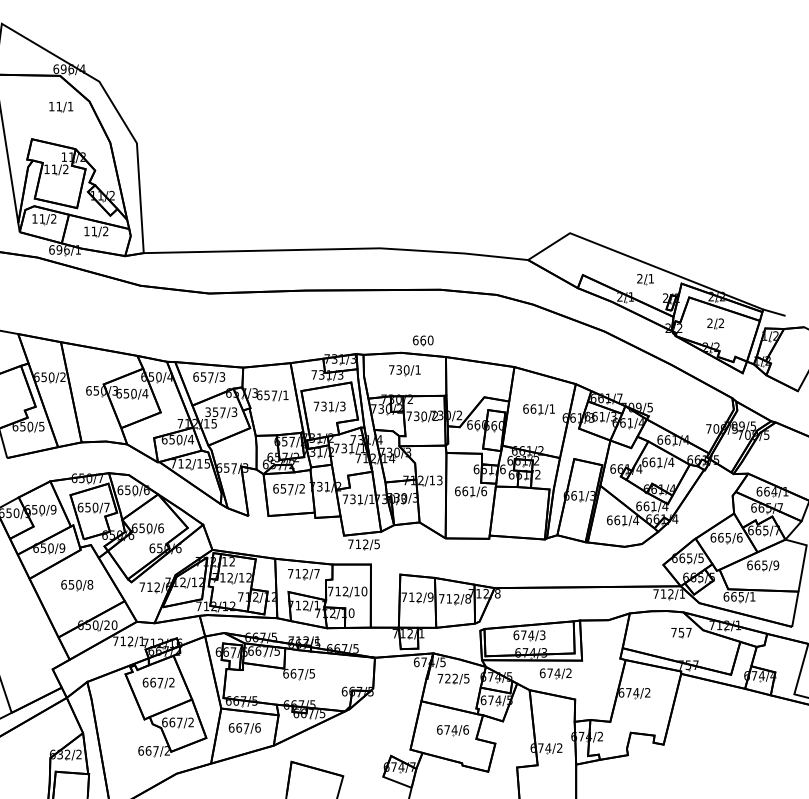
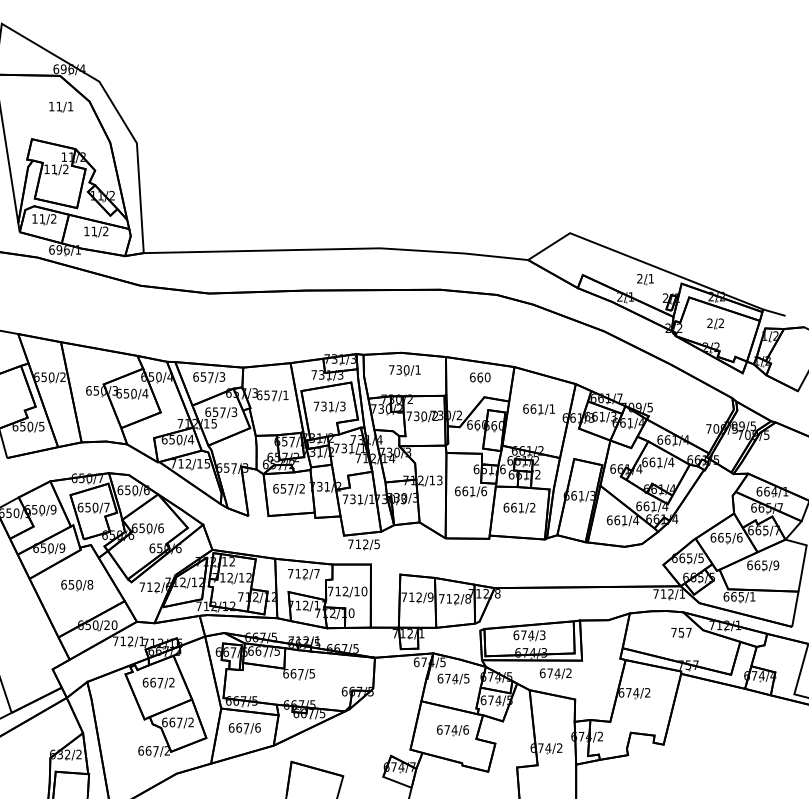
part position: (423, 340) -> (480, 377) (480, 377)
text: 357/3 -> 657/3 (208, 412)
part: none -> present (519, 507)
text: 722/5 -> 674/5 (447, 678)
